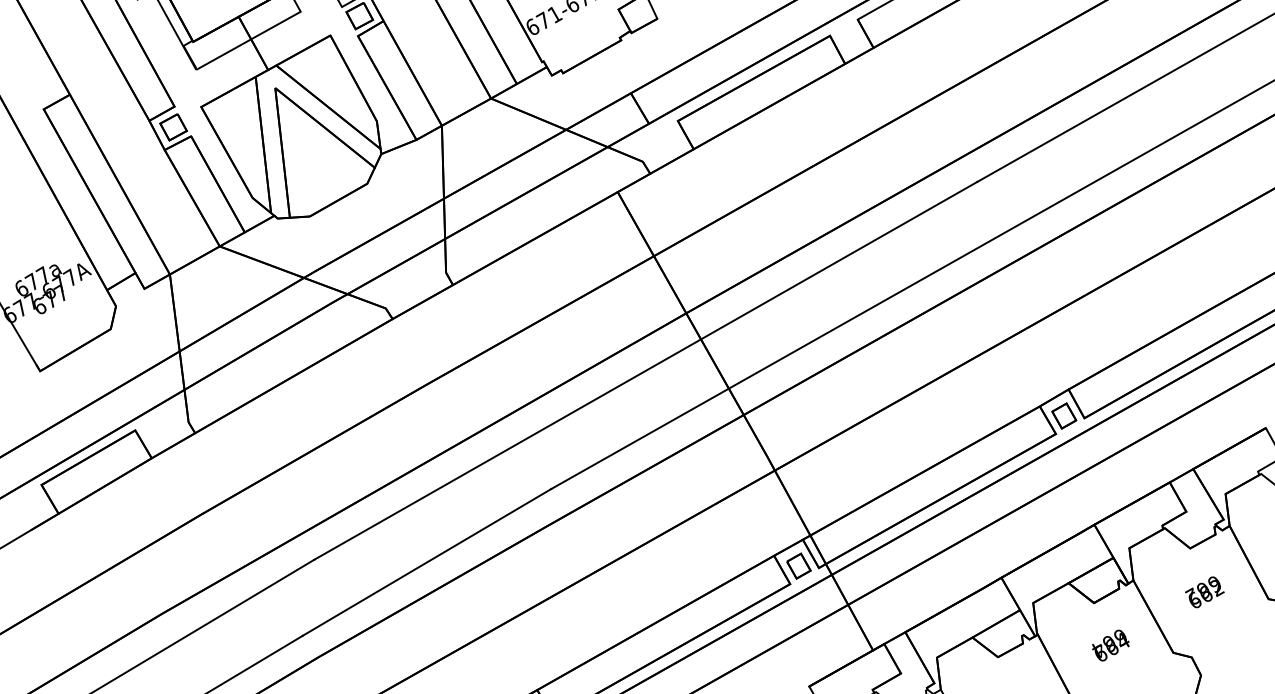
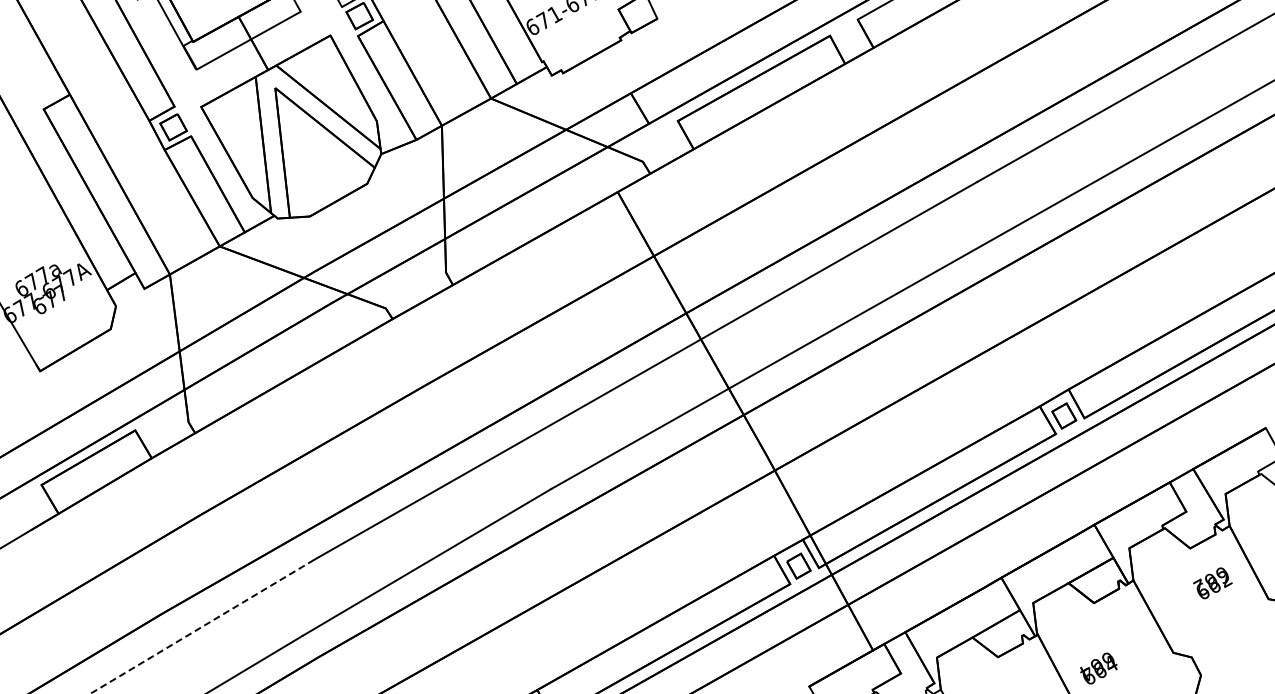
text position: (1204, 592) -> (1212, 583) (1212, 583)
line: solid -> dashed (201, 627)
text position: (1110, 645) -> (1098, 668) (1098, 668)
